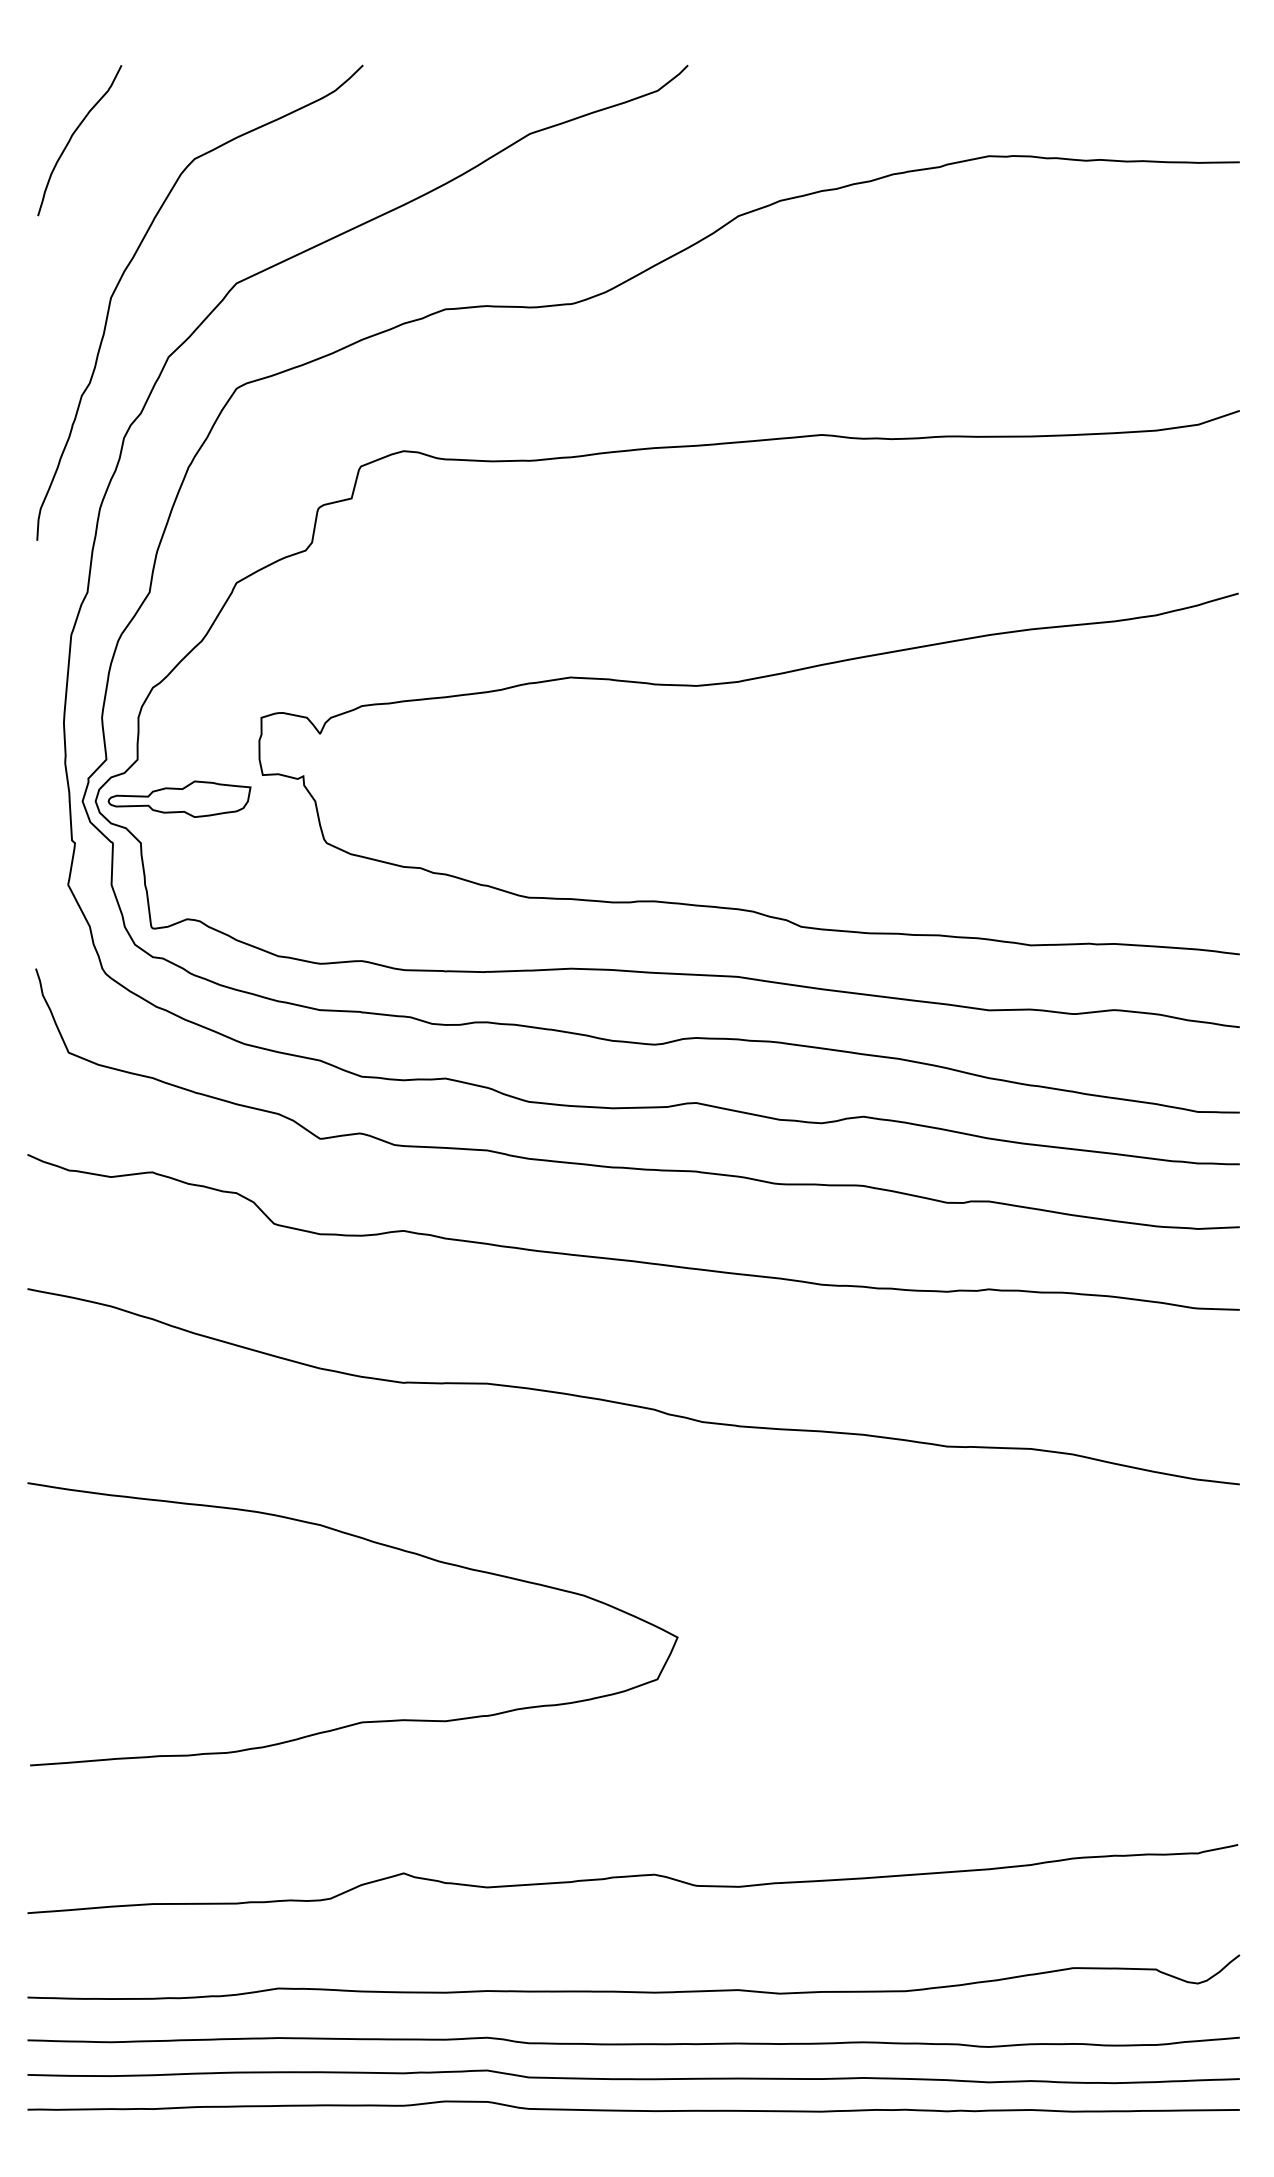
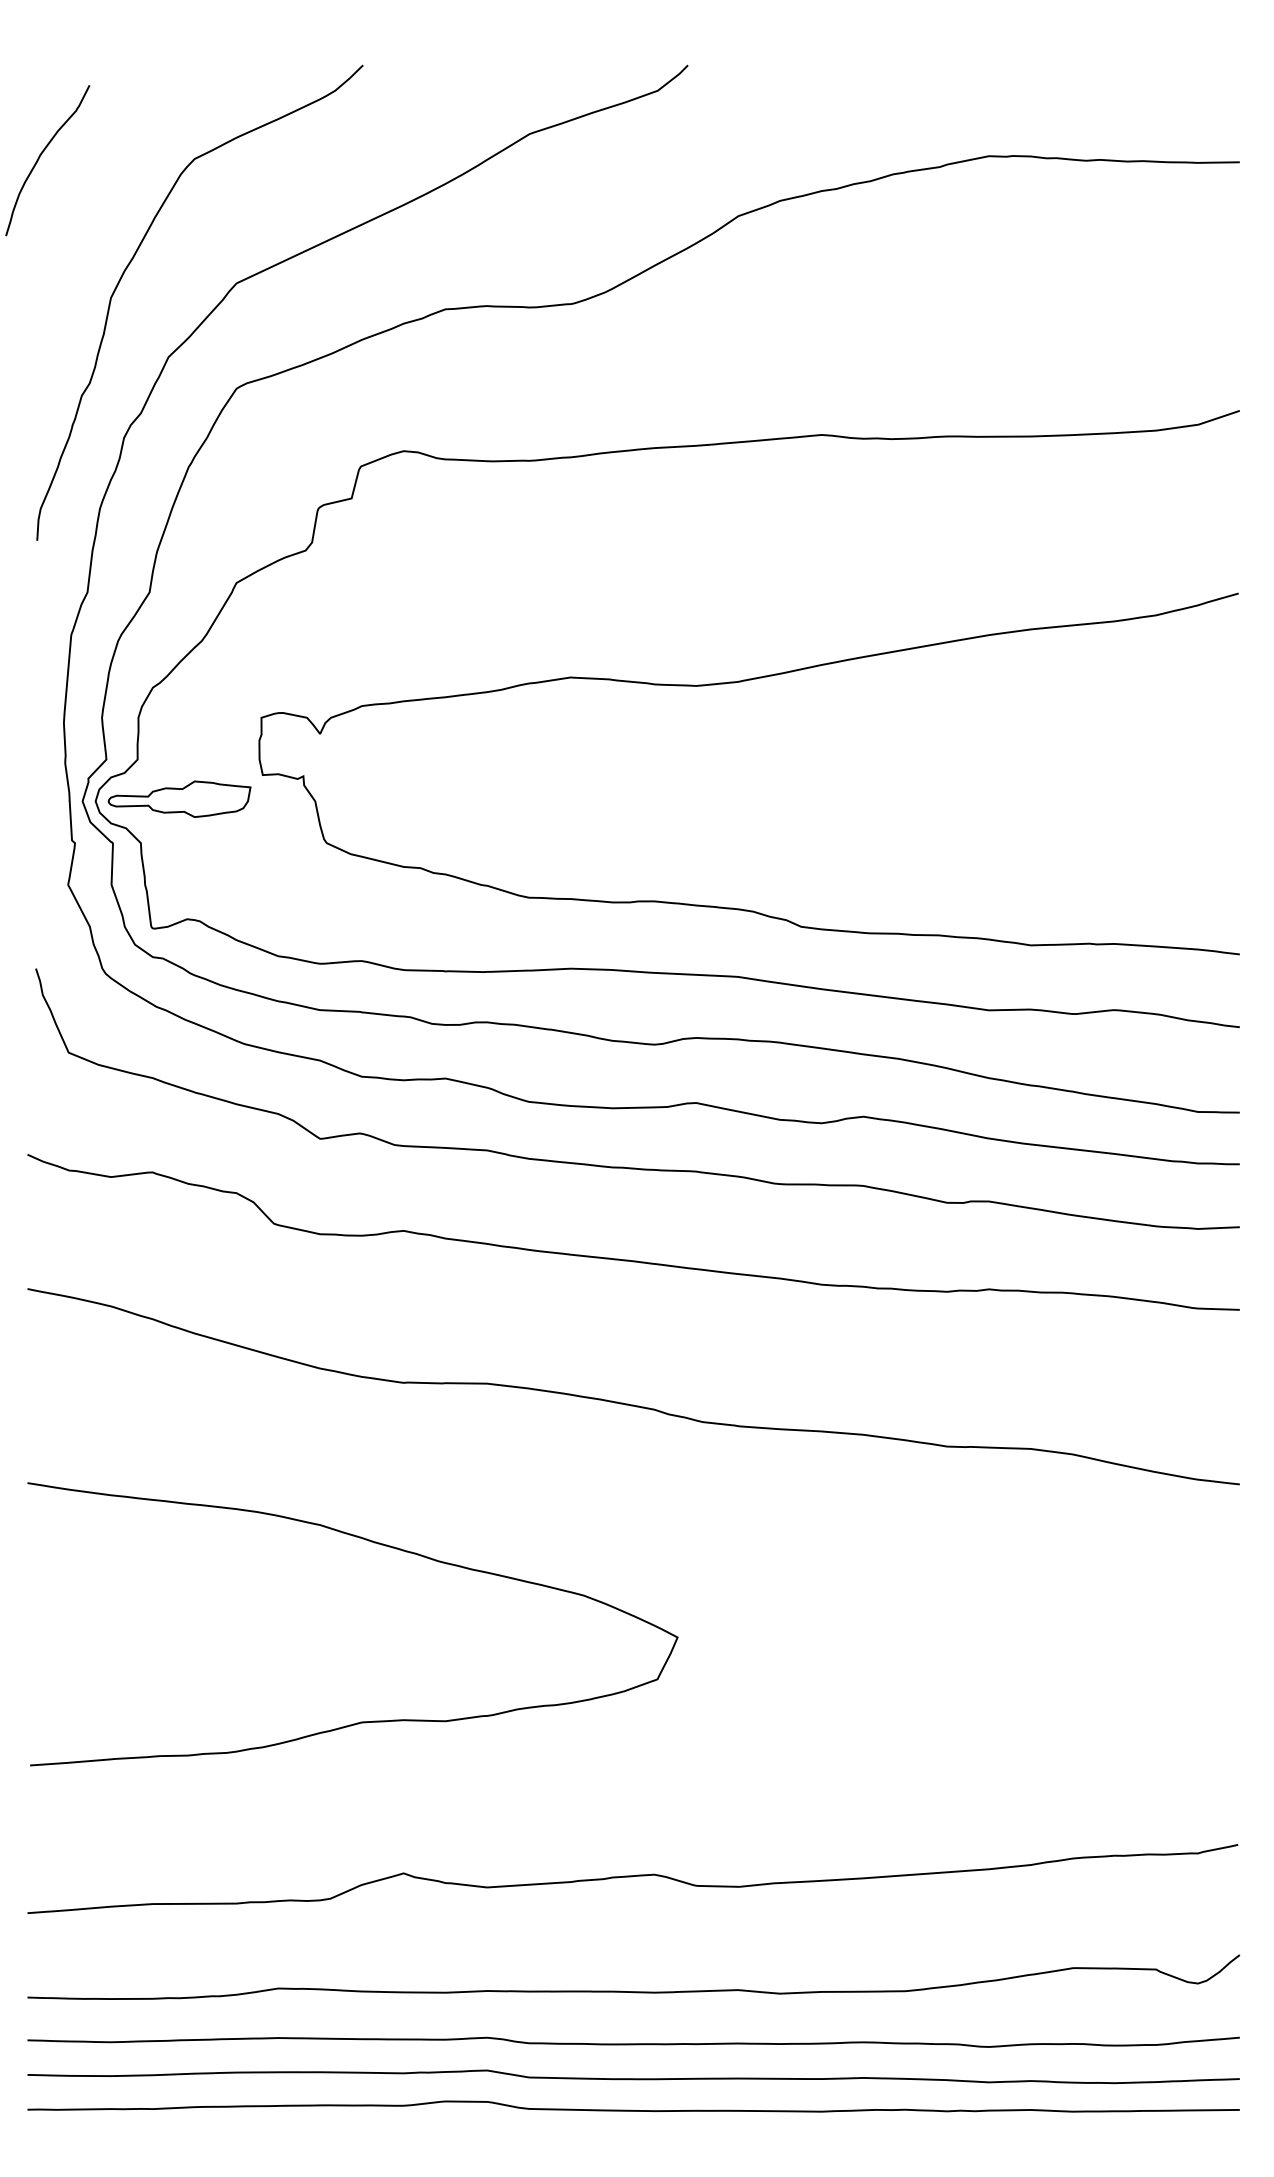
curve position: (72, 137) -> (40, 157) (40, 157)
